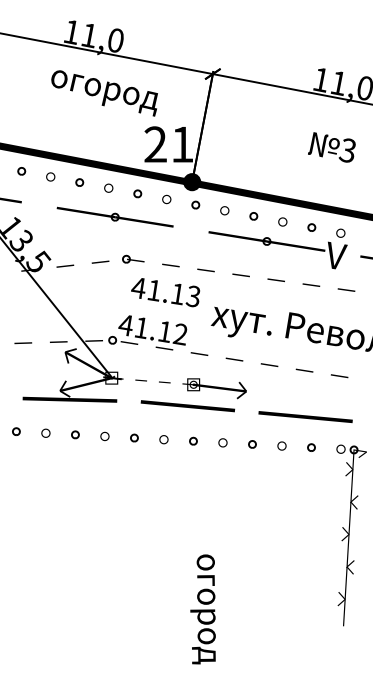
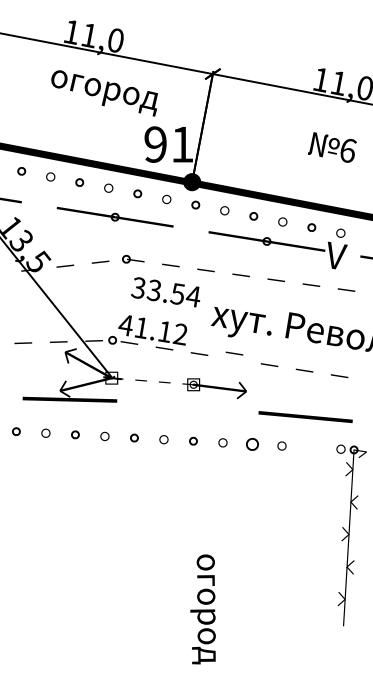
text: 21 -> 91 (155, 144)
text: 3 -> 6 (347, 150)
text: 41.13 -> 33.54 (165, 292)
line position: (234, 359) -> (234, 353) (234, 353)
line: present -> none (187, 406)
part size: 9x9 px -> 13x14 px (252, 443)
part: present -> none (311, 447)
